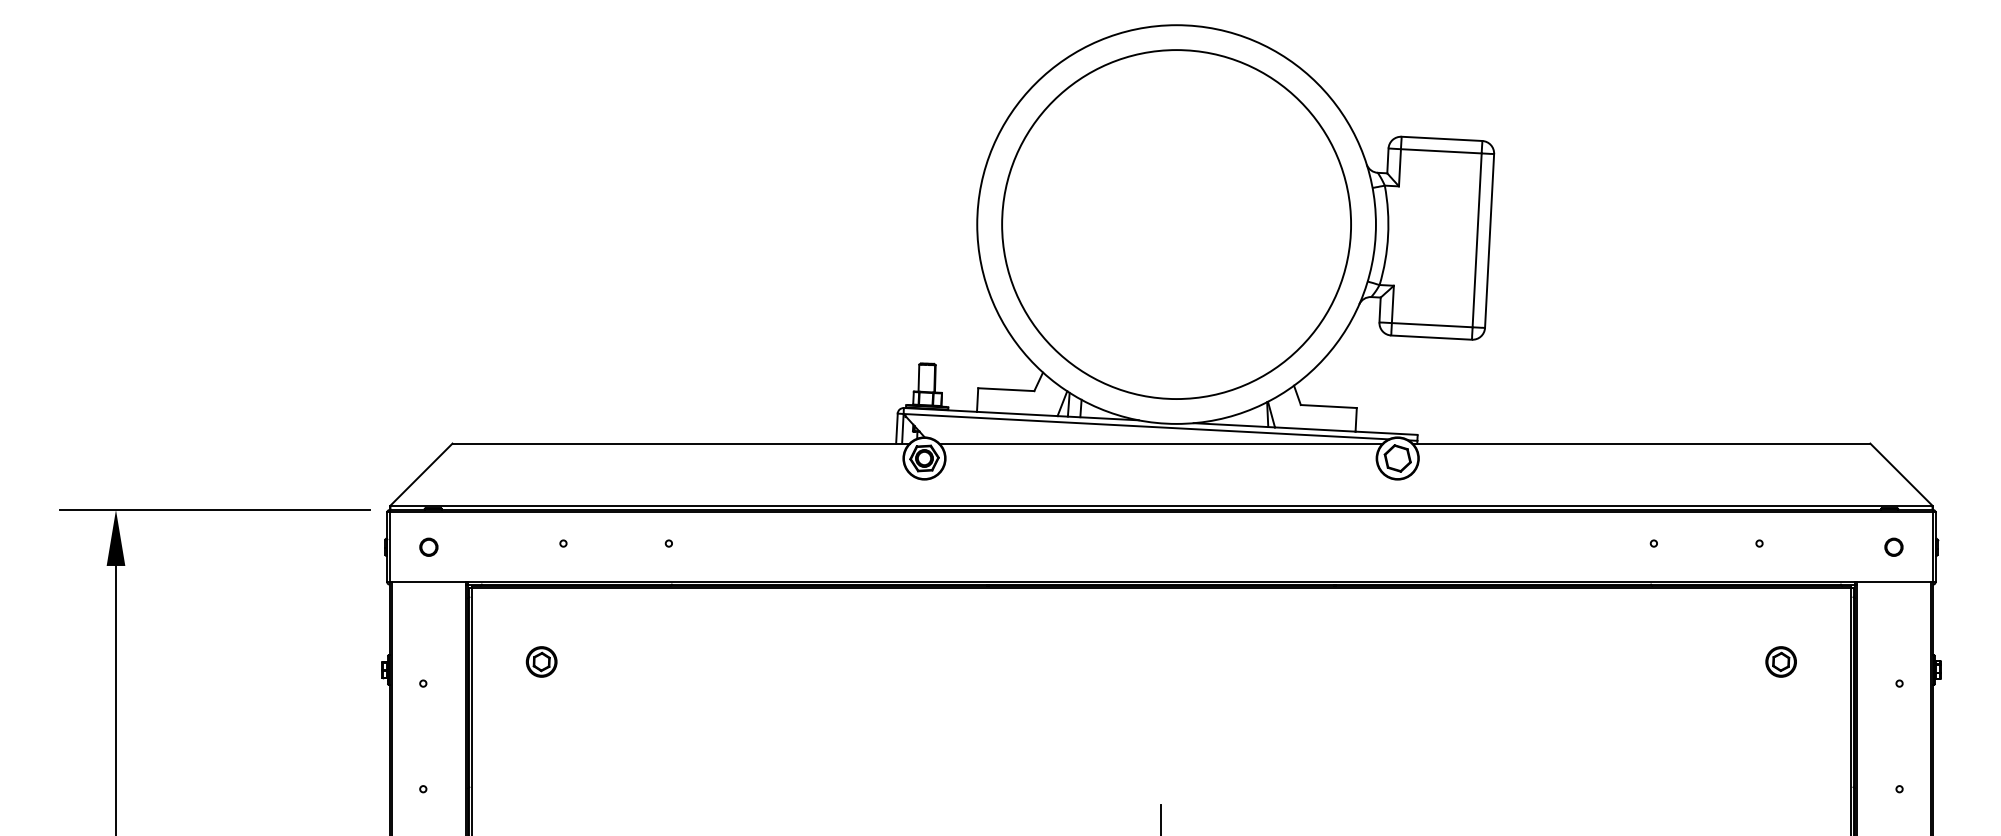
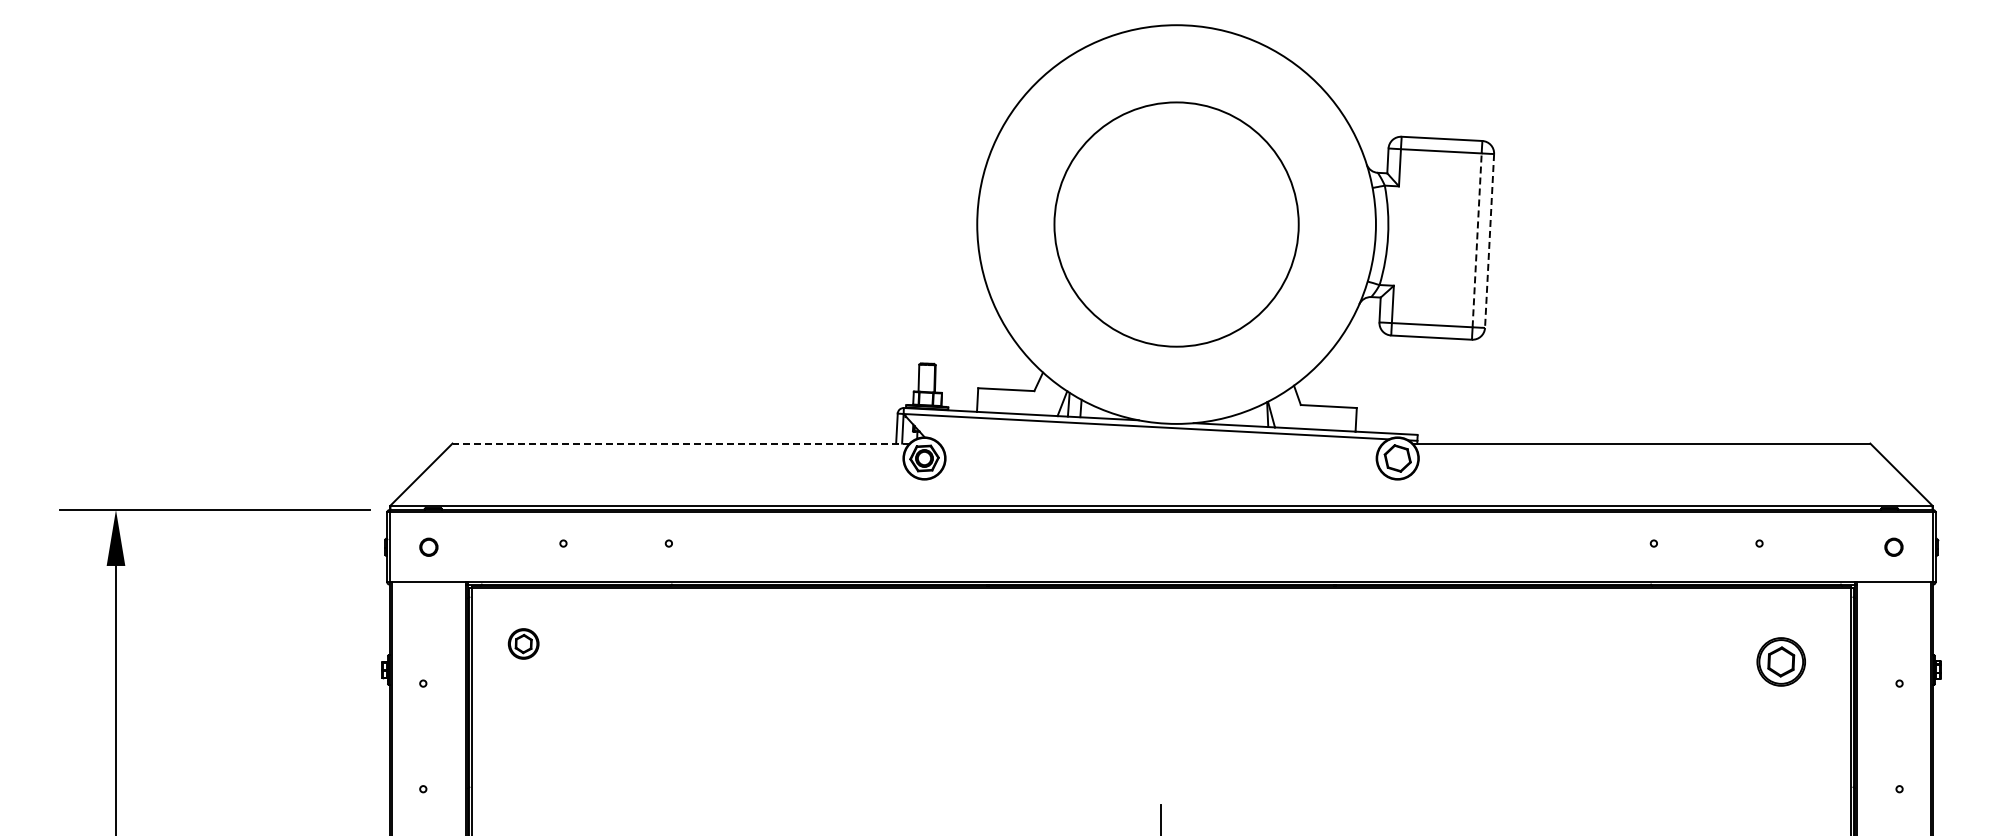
circle diameter: 349 px -> 244 px (1176, 224)
line: solid -> dashed (1477, 239)
line: solid -> dashed (1489, 241)
line: solid -> dashed (681, 443)
line: present -> none (1160, 443)
part position: (541, 661) -> (523, 643) (523, 643)
part size: 32x32 px -> 50x50 px (1780, 661)
